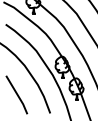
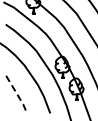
line: solid -> dashed (17, 95)
